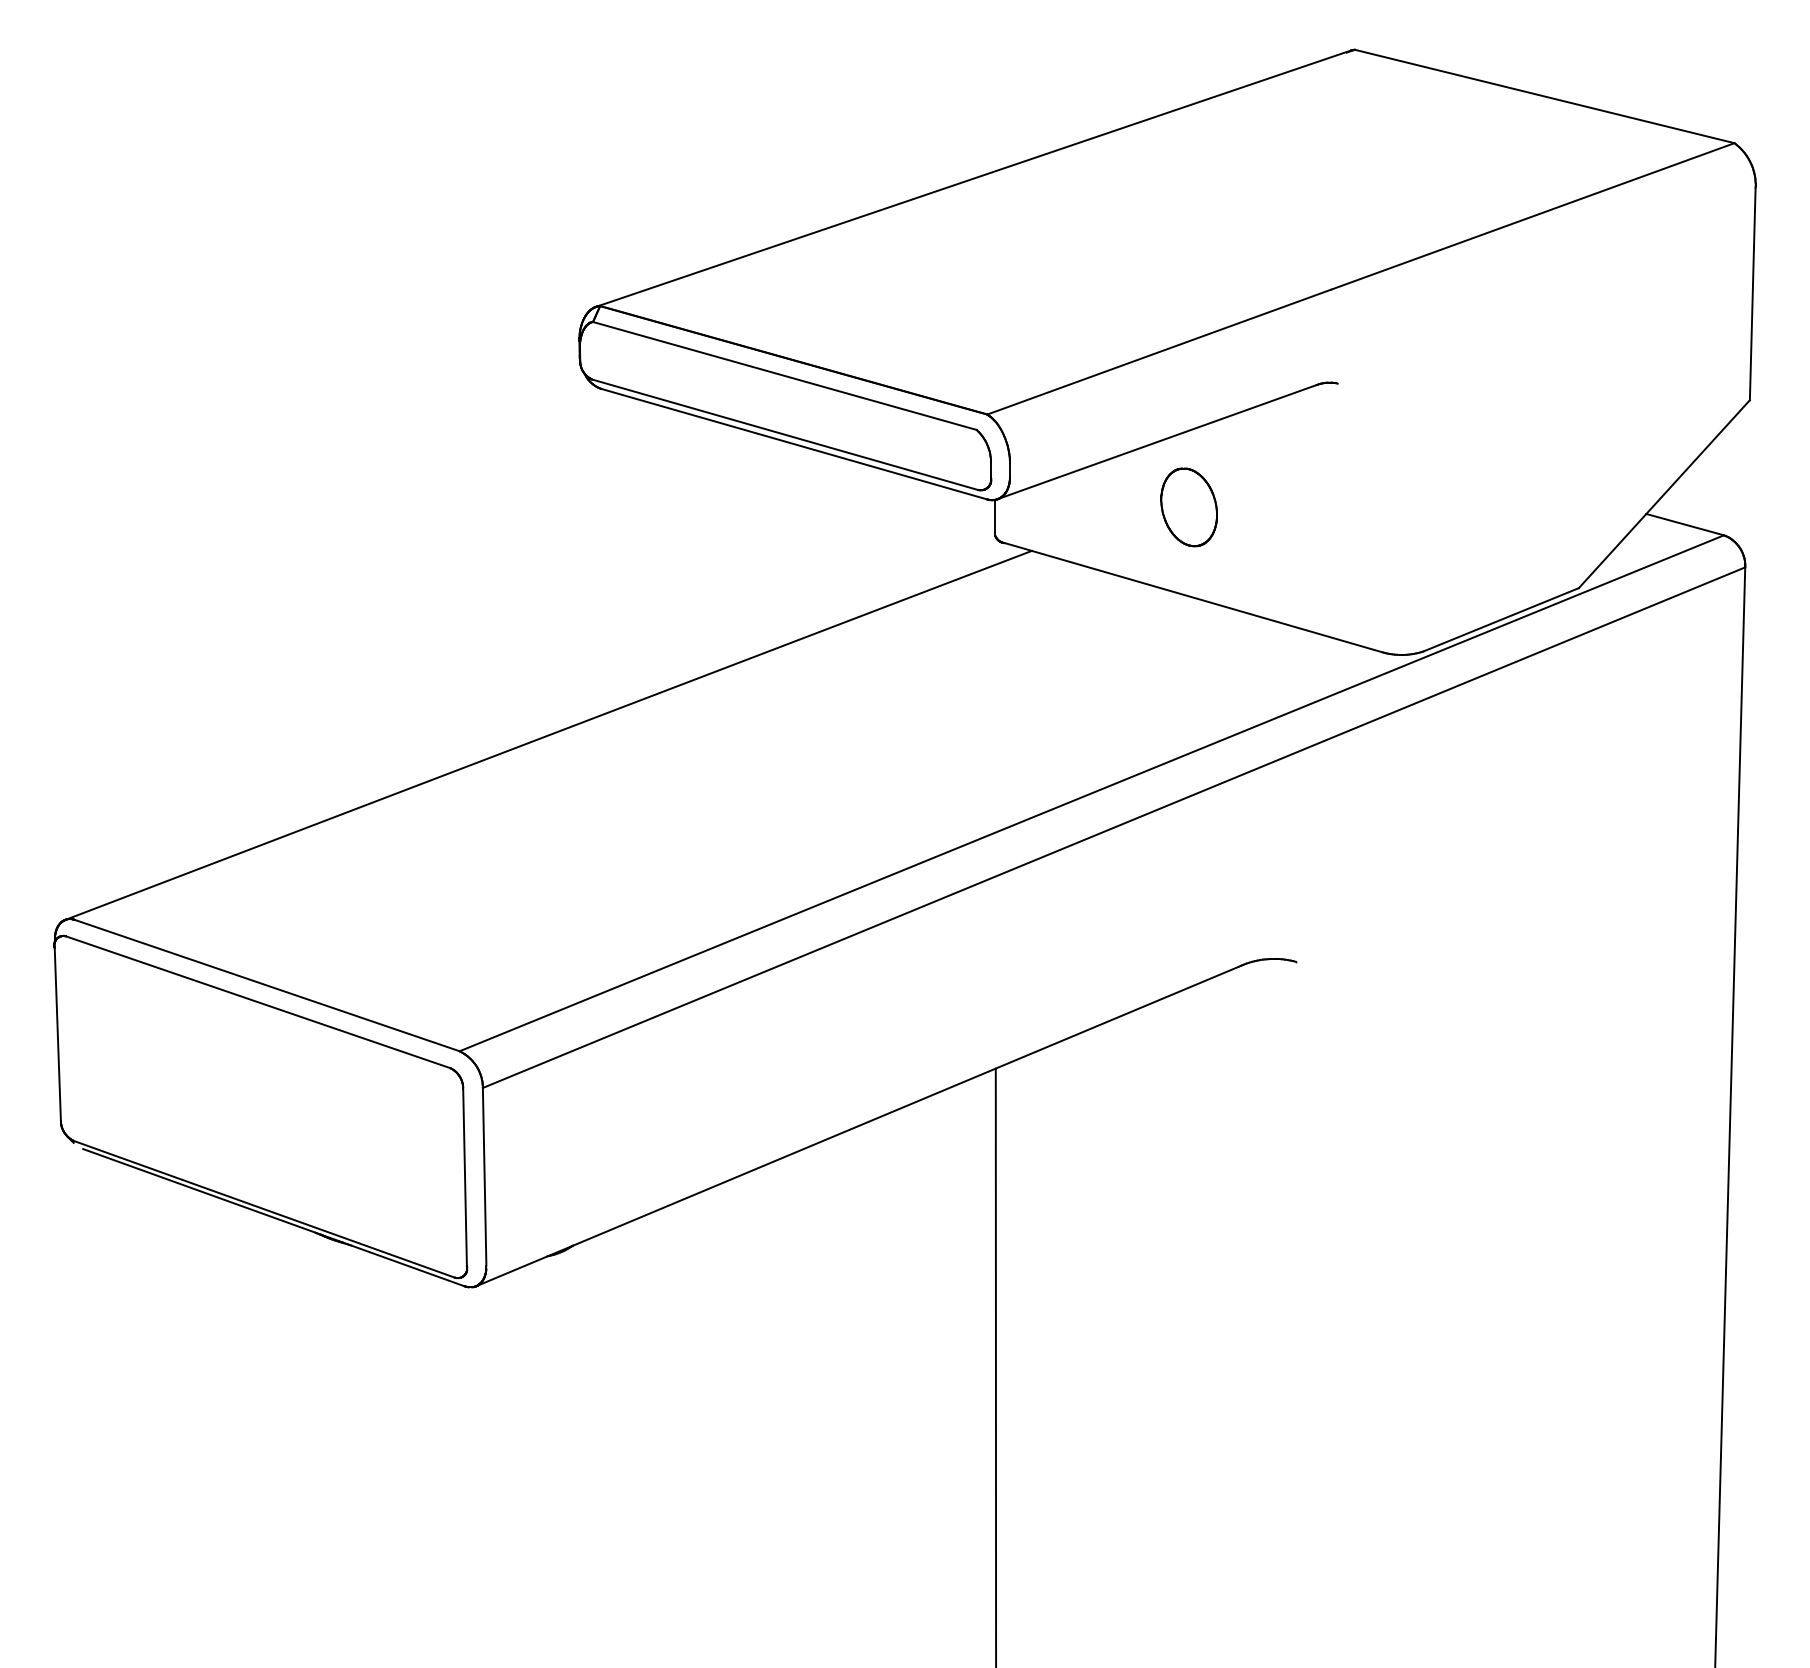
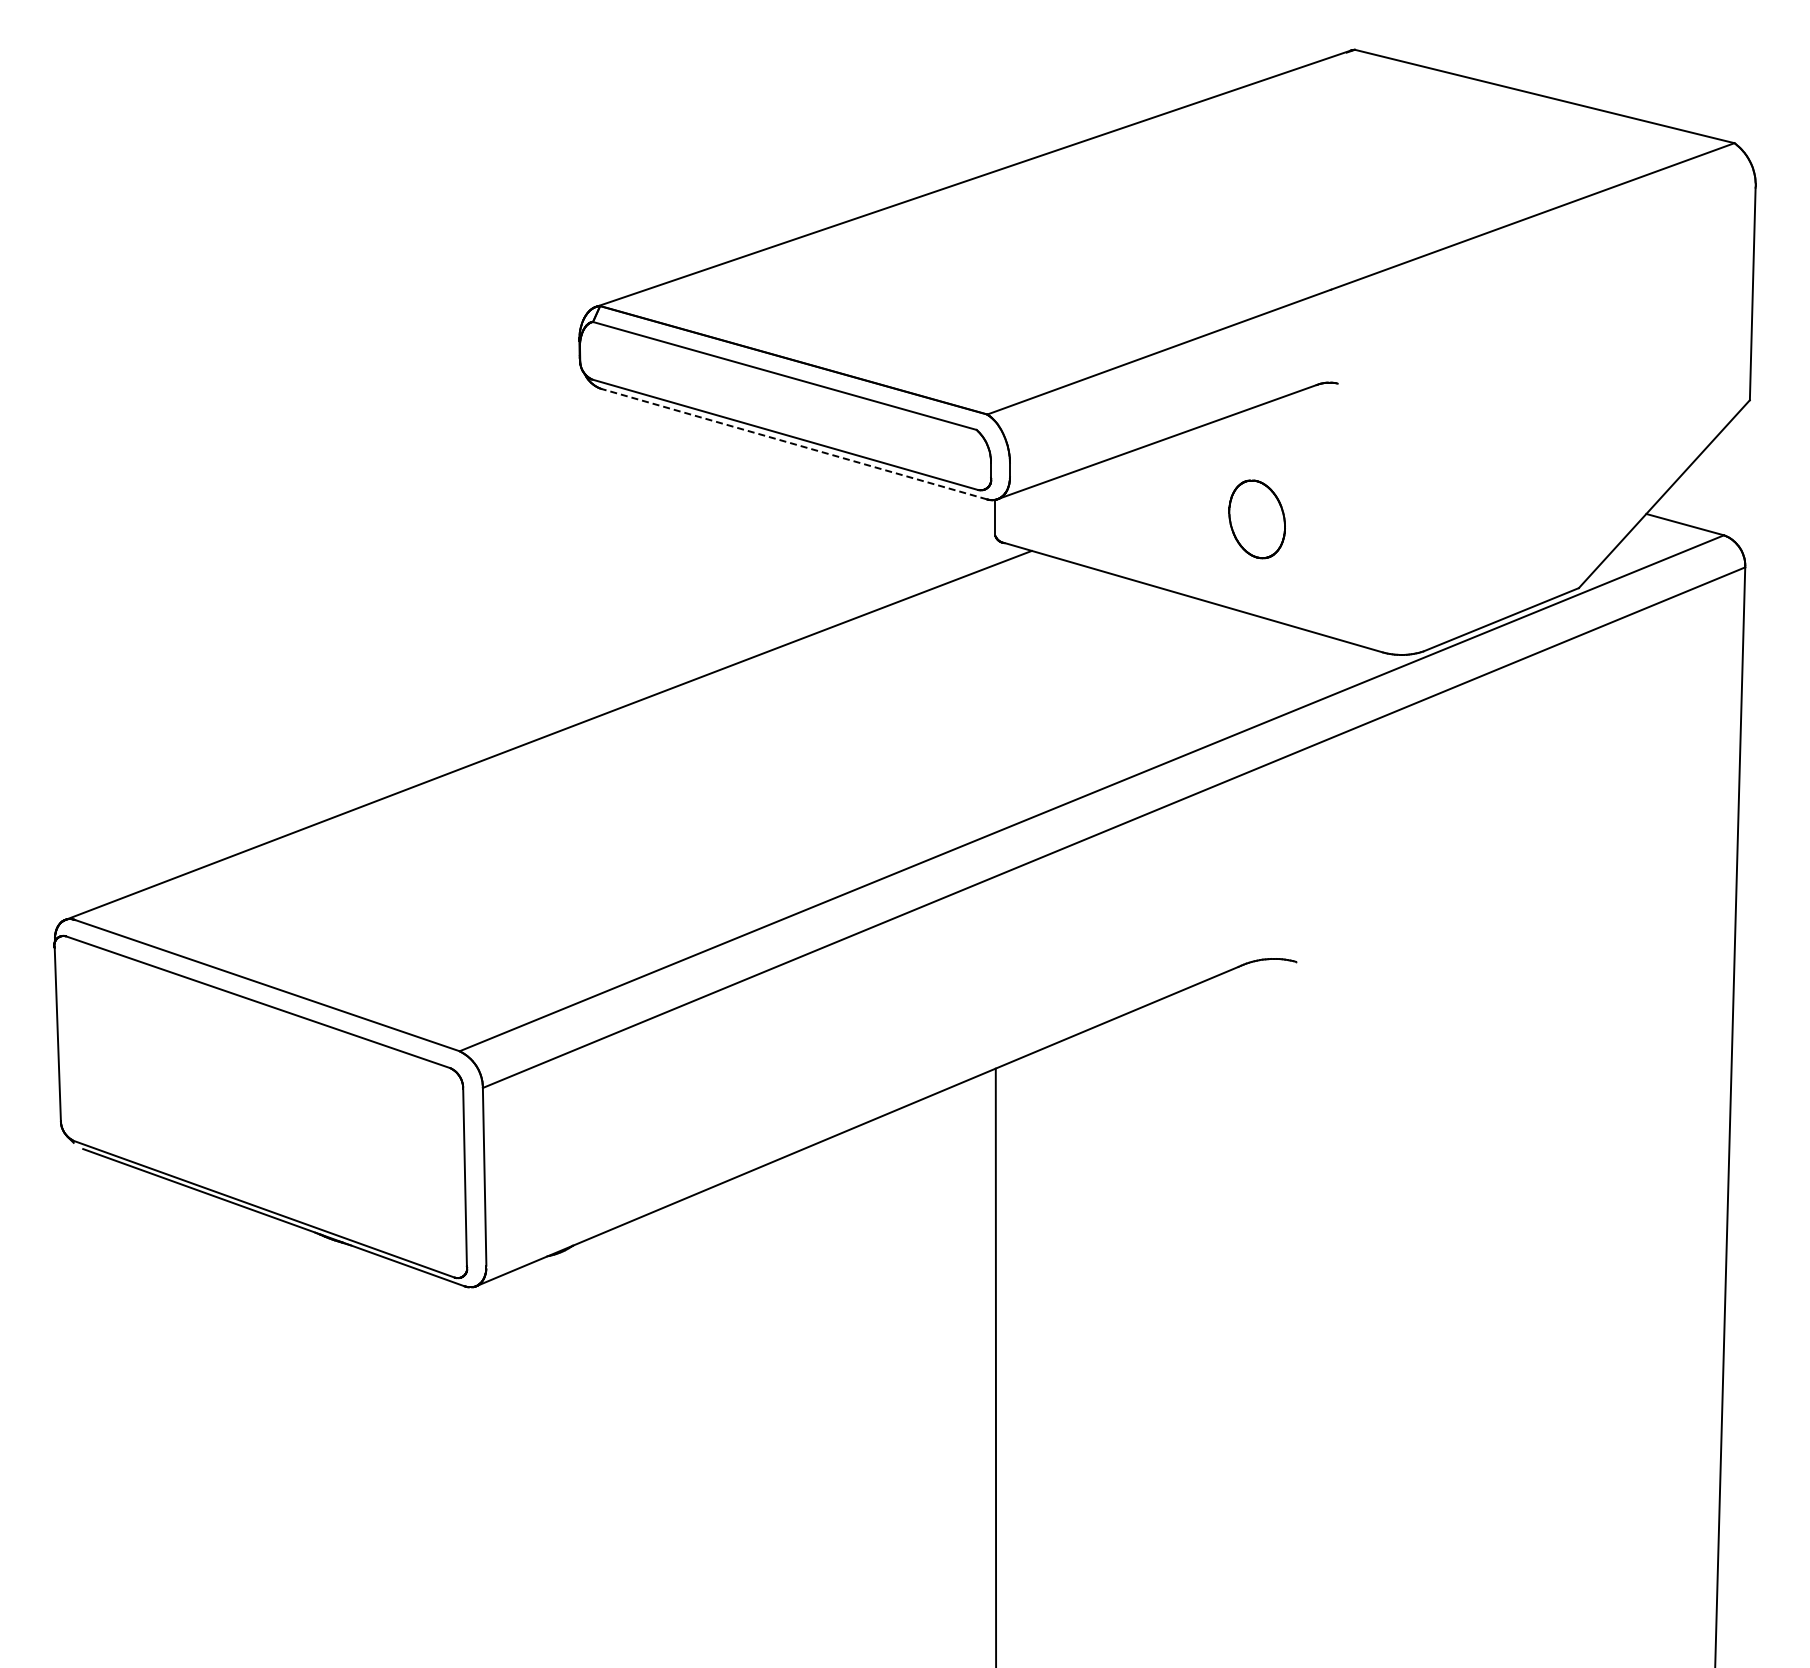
line: solid -> dashed (794, 444)
part position: (1188, 507) -> (1256, 519) (1256, 519)
